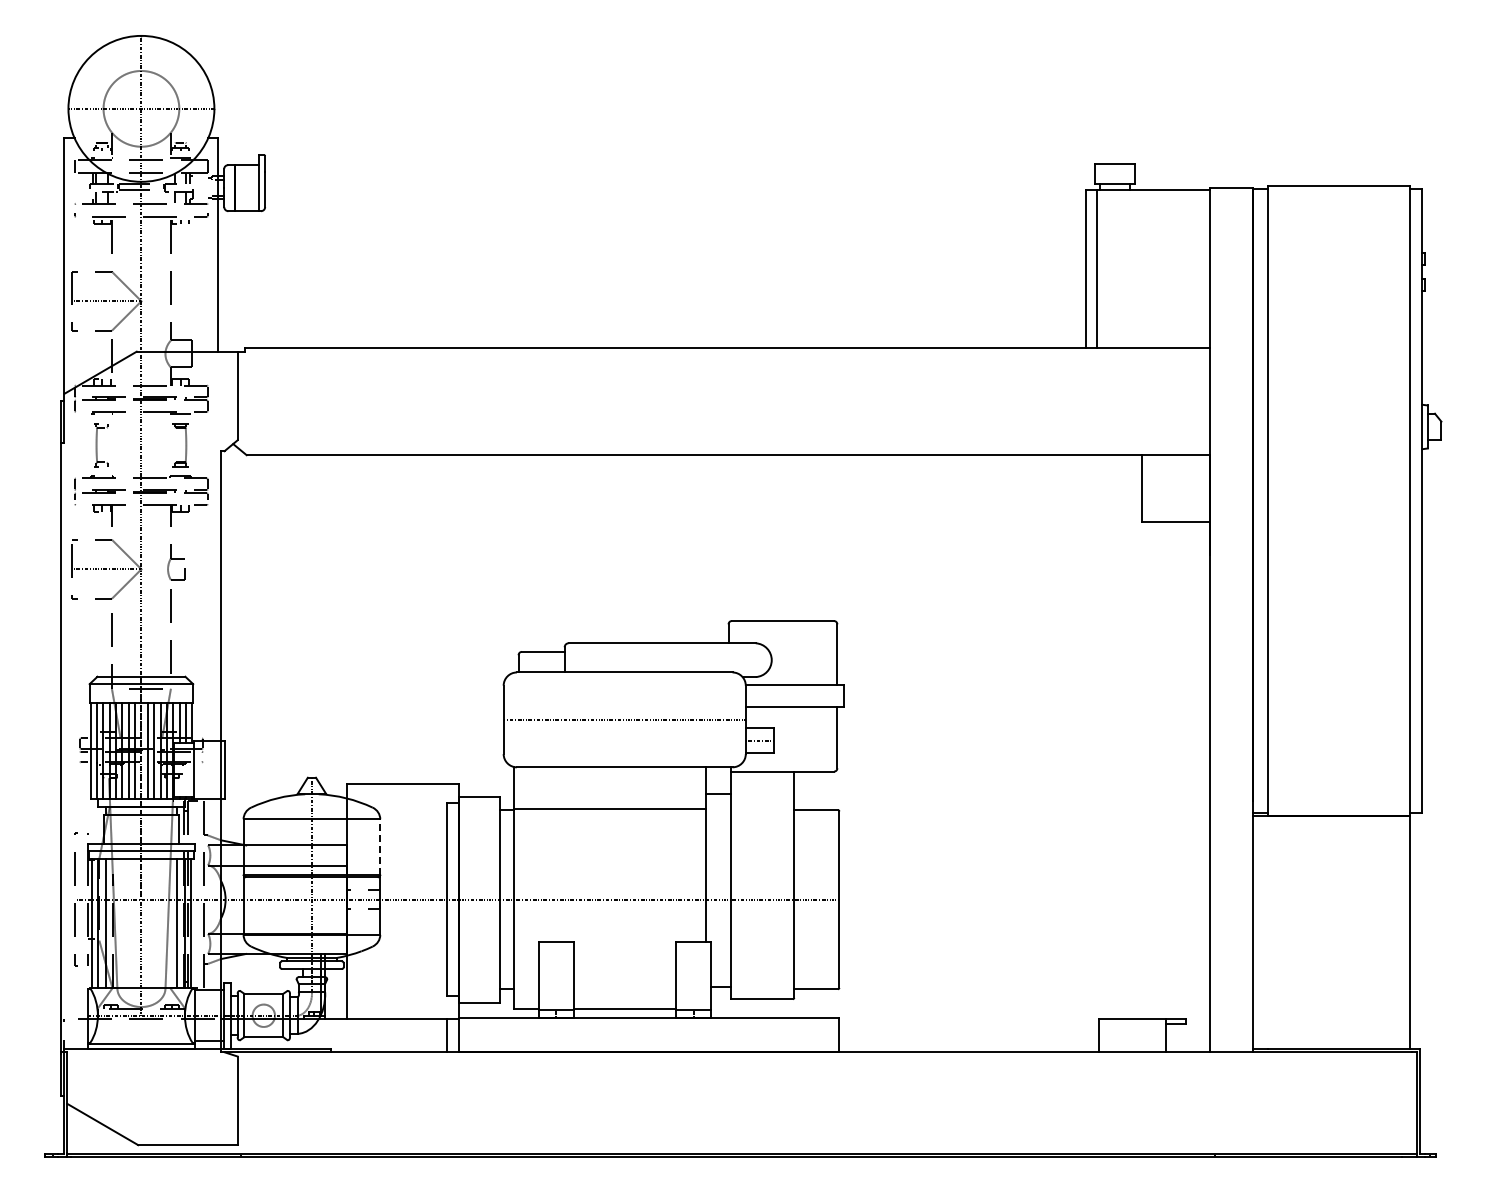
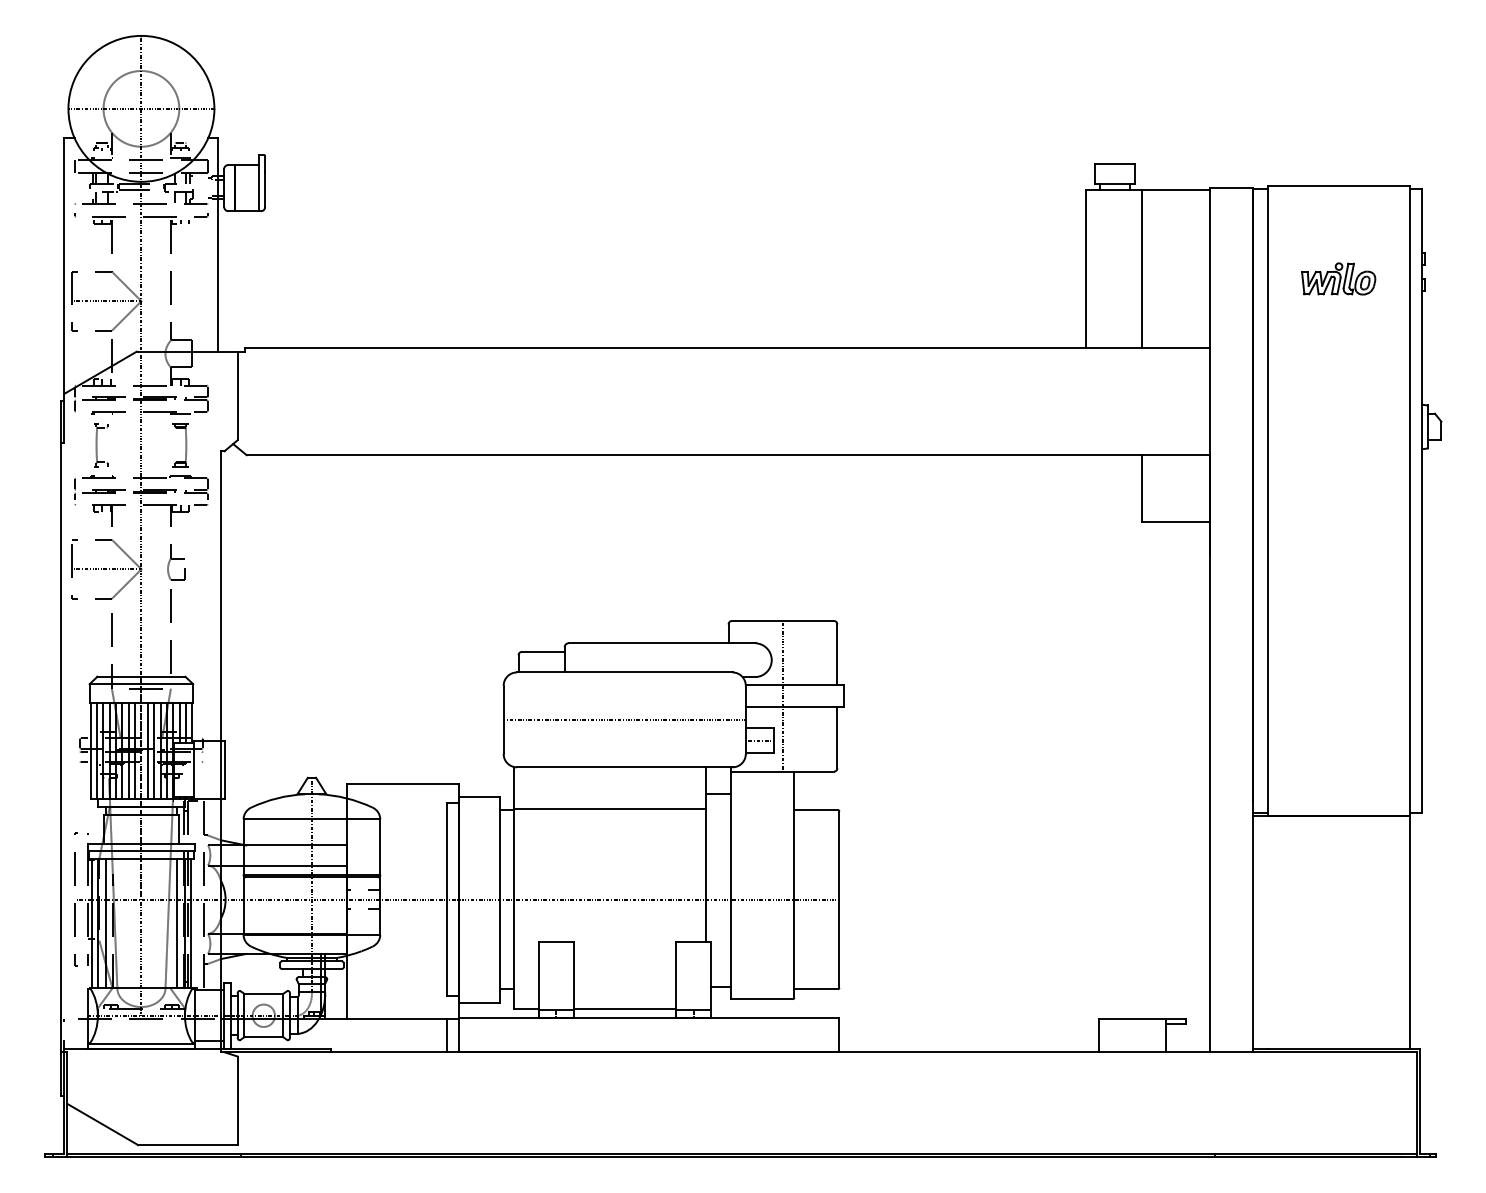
line position: (1096, 268) -> (1141, 268) (1141, 268)
part: none -> present (1338, 278)
line: none -> present (782, 696)
line: dashed -> solid (380, 847)
